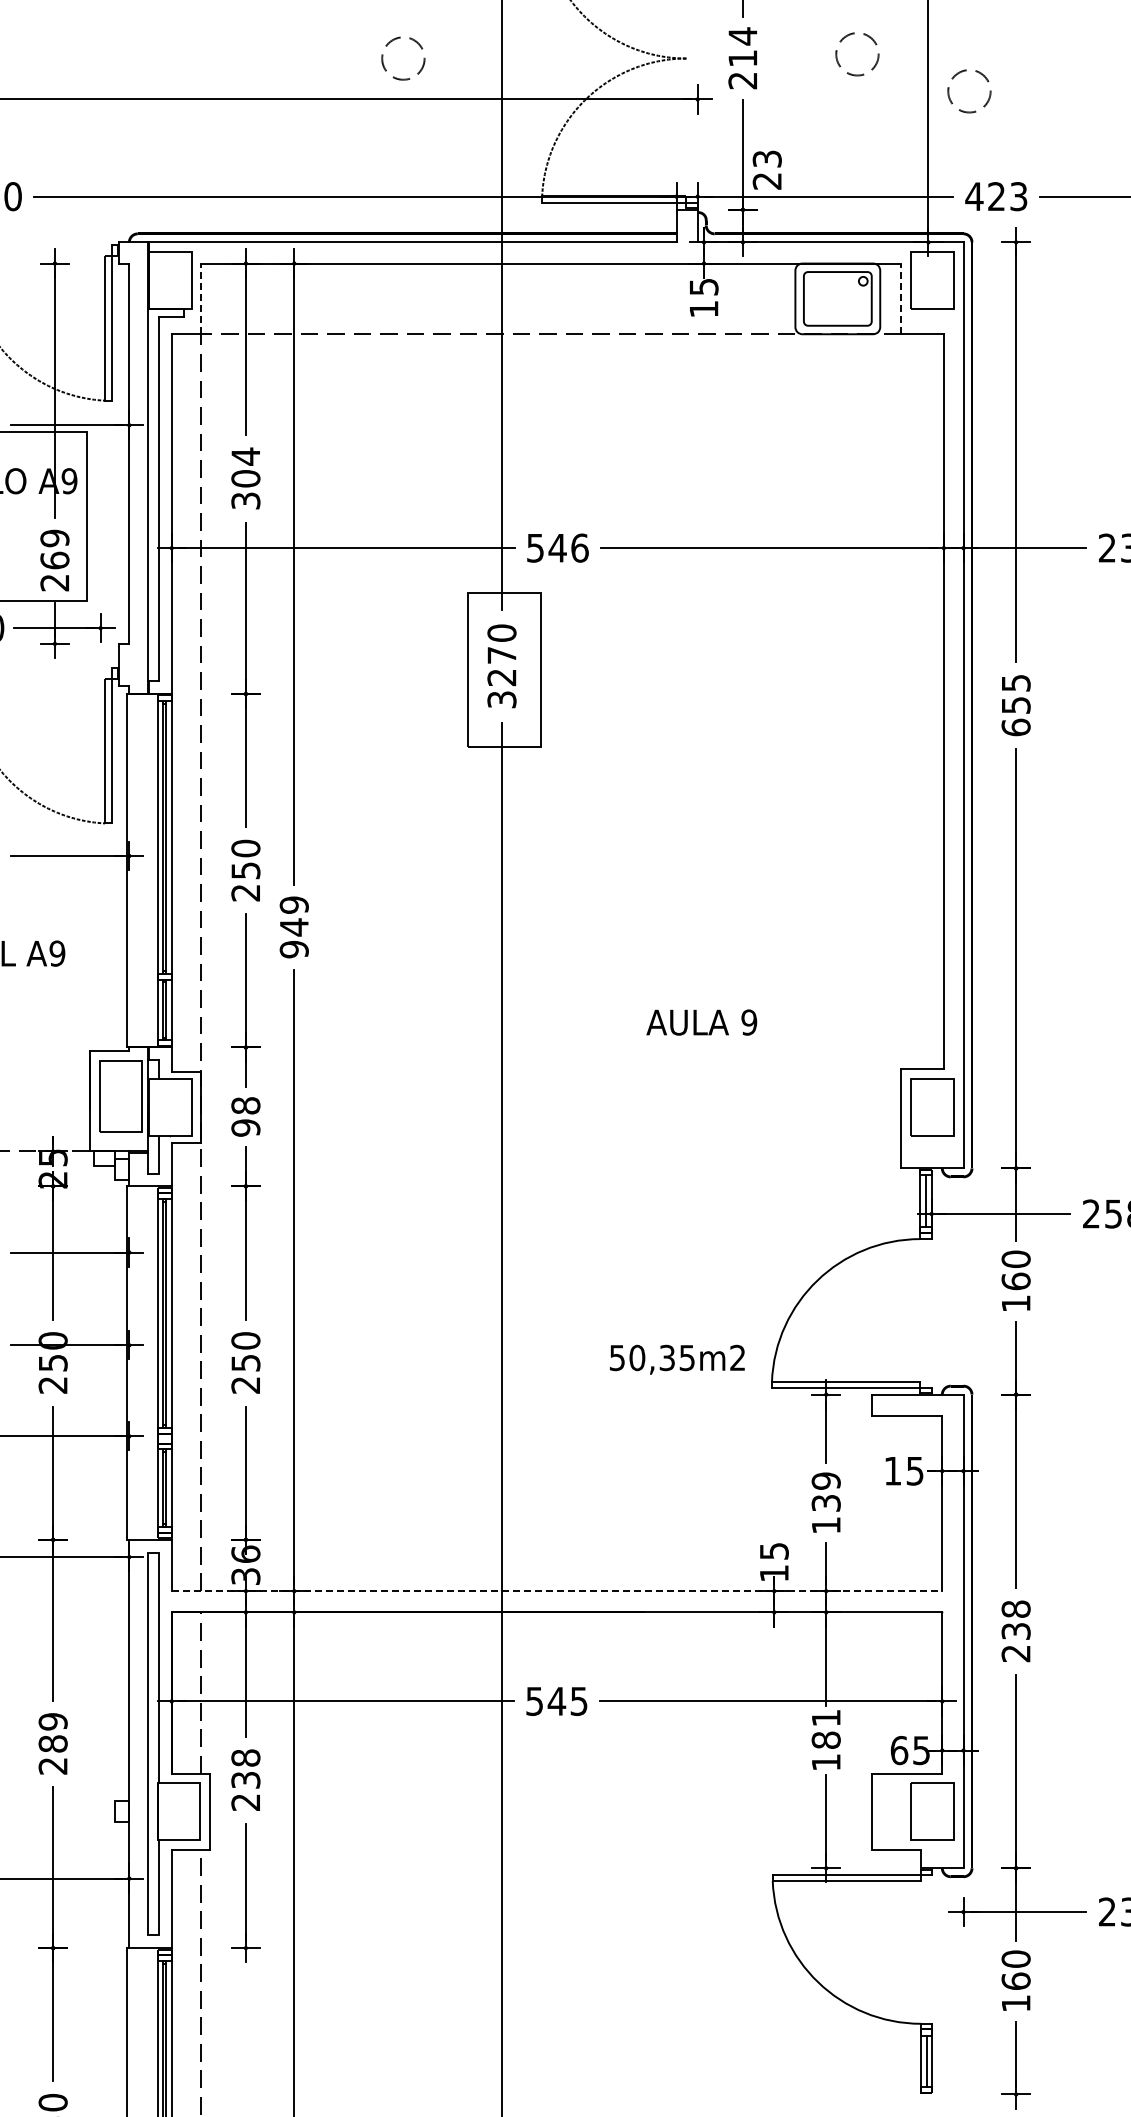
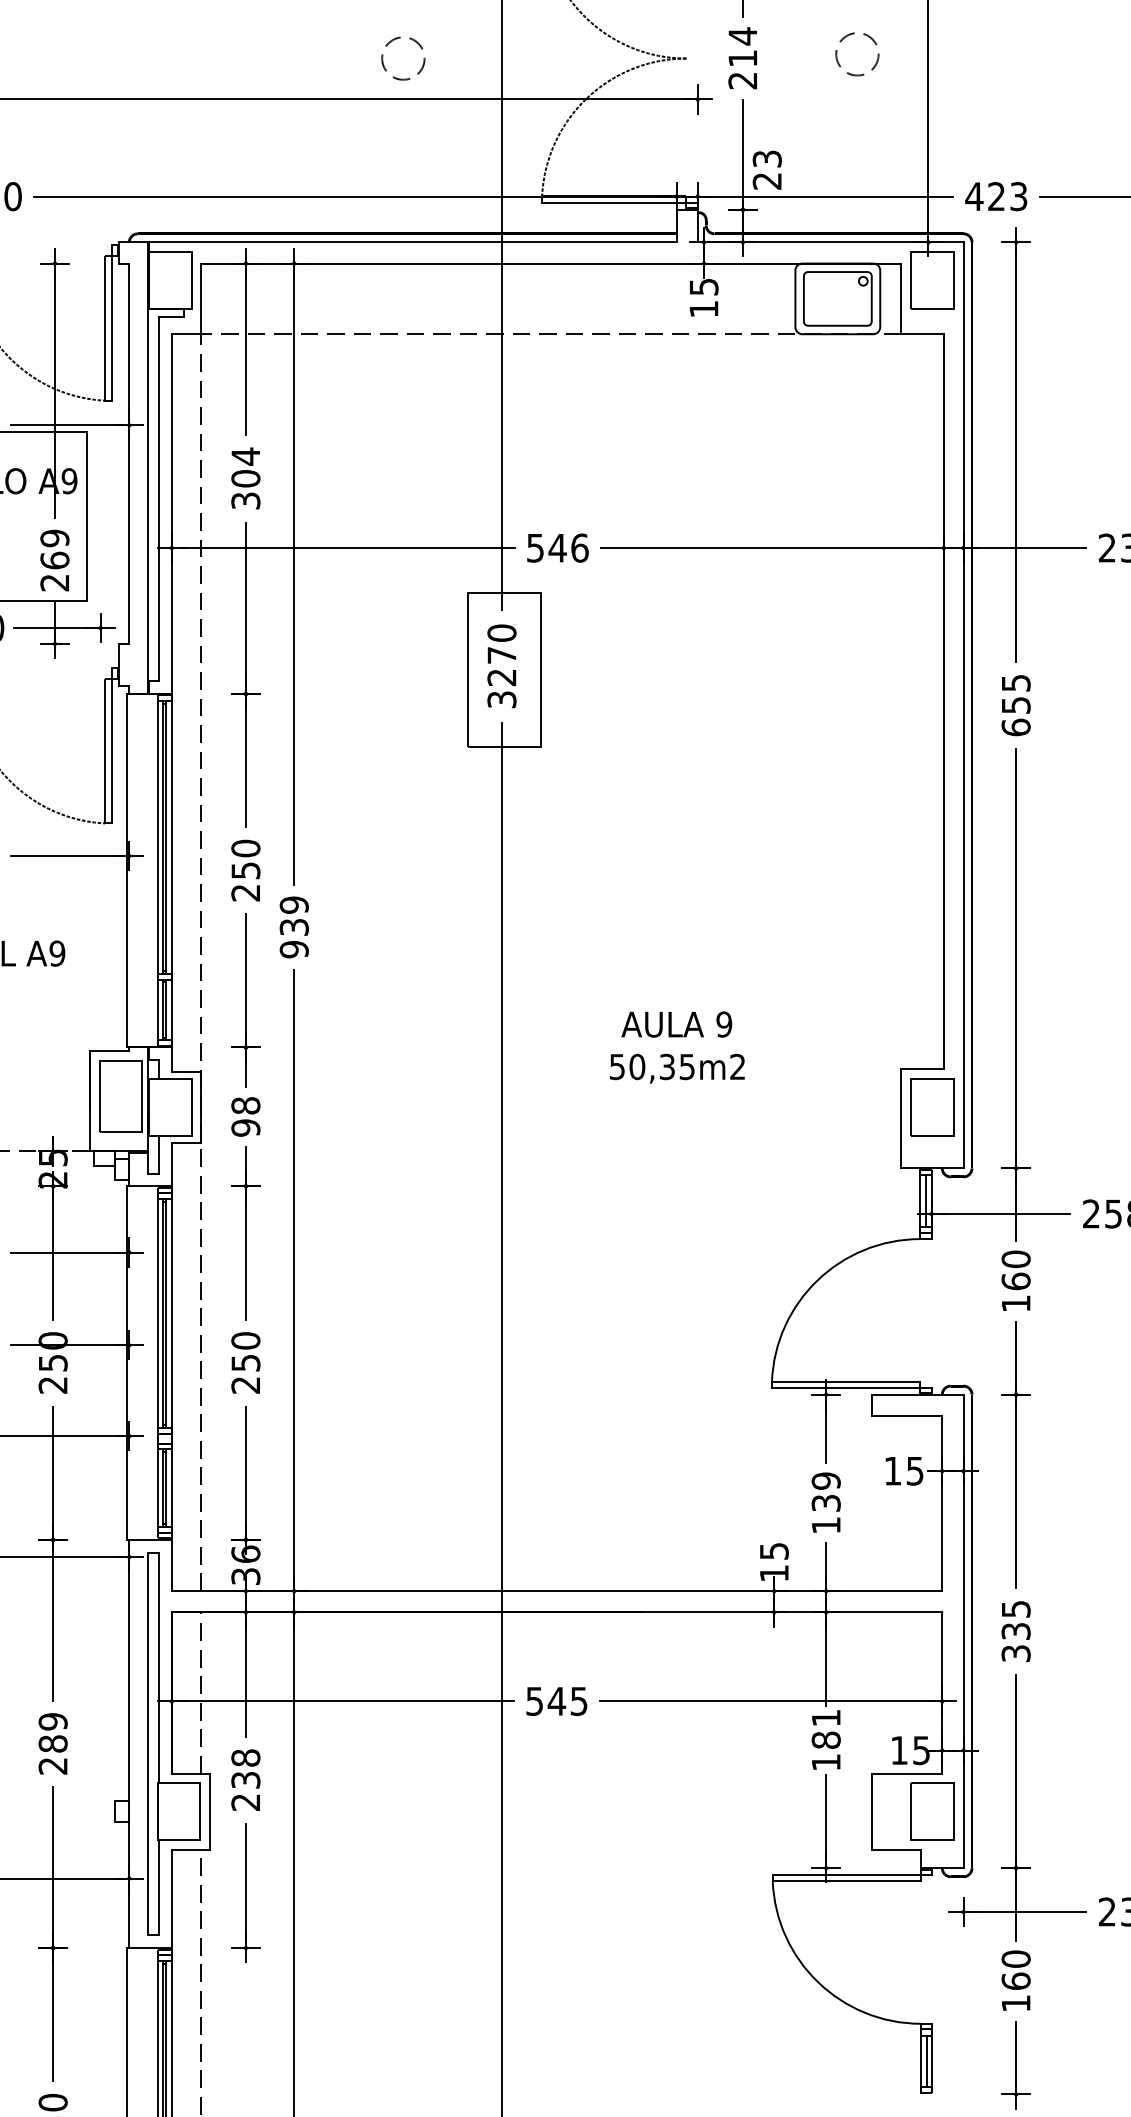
circle: present -> none (969, 91)
line: dashed -> solid (201, 298)
line: dashed -> solid (901, 298)
text: 949 -> 939 (293, 927)
text position: (701, 1022) -> (676, 1024) (676, 1024)
text position: (677, 1359) -> (677, 1068) (677, 1068)
line: dashed -> solid (557, 1591)
text: 238 -> 335 (1015, 1631)
text: 65 -> 15 (899, 1750)
